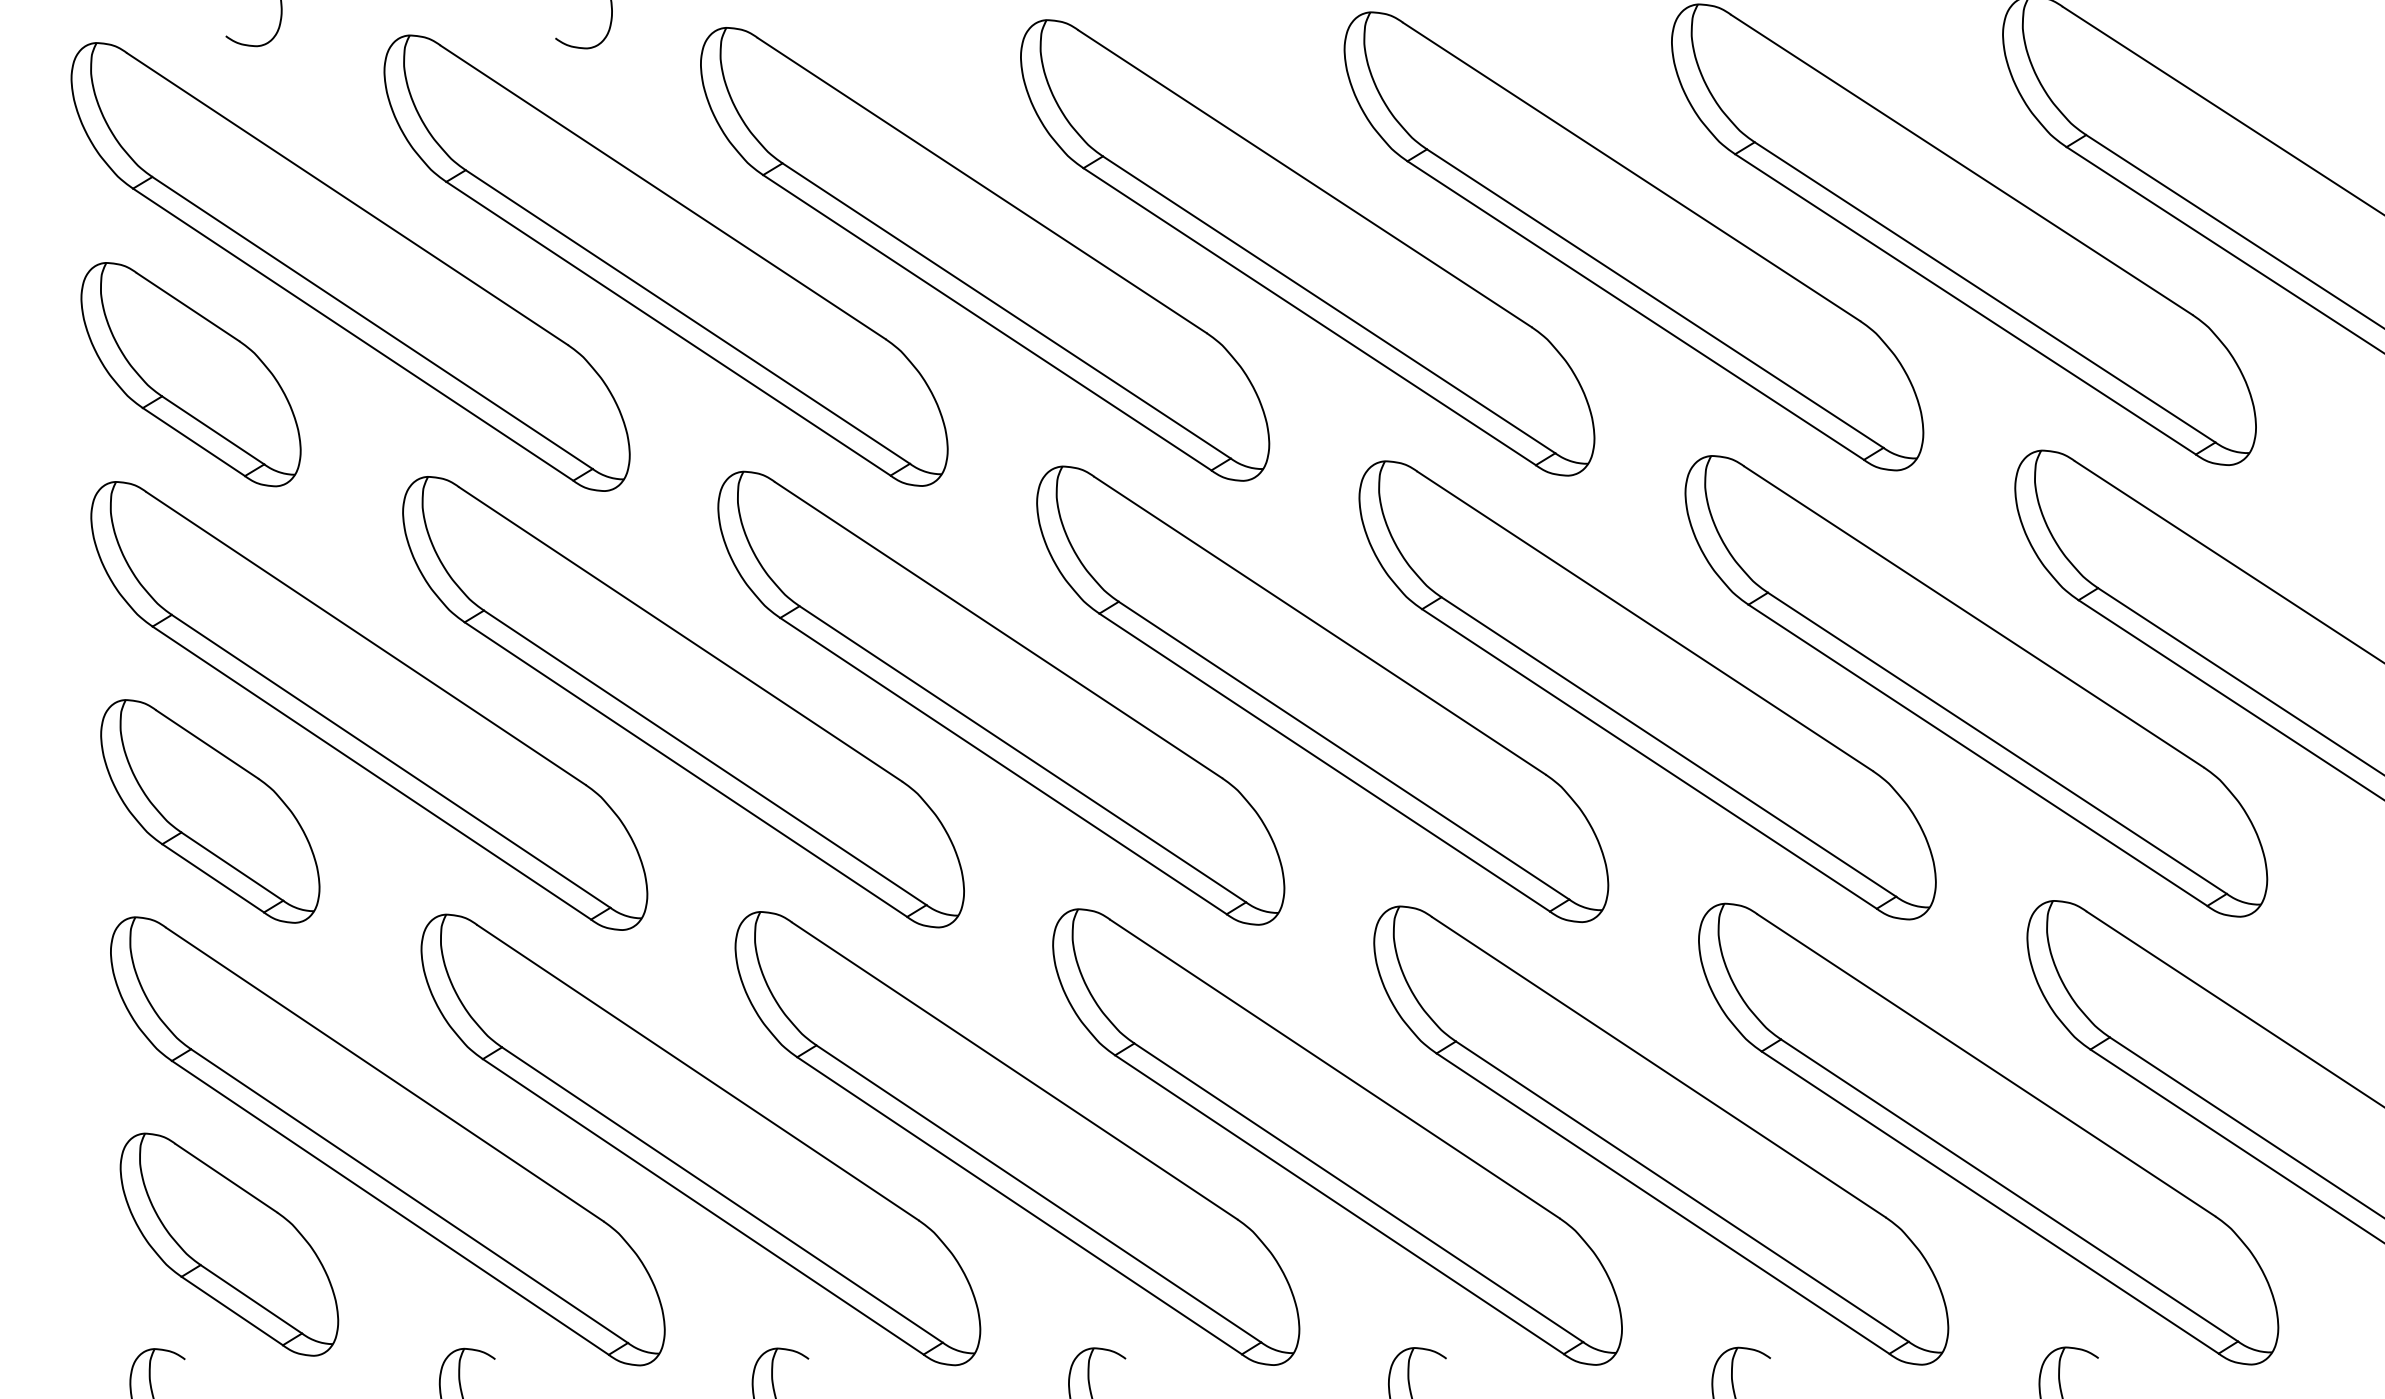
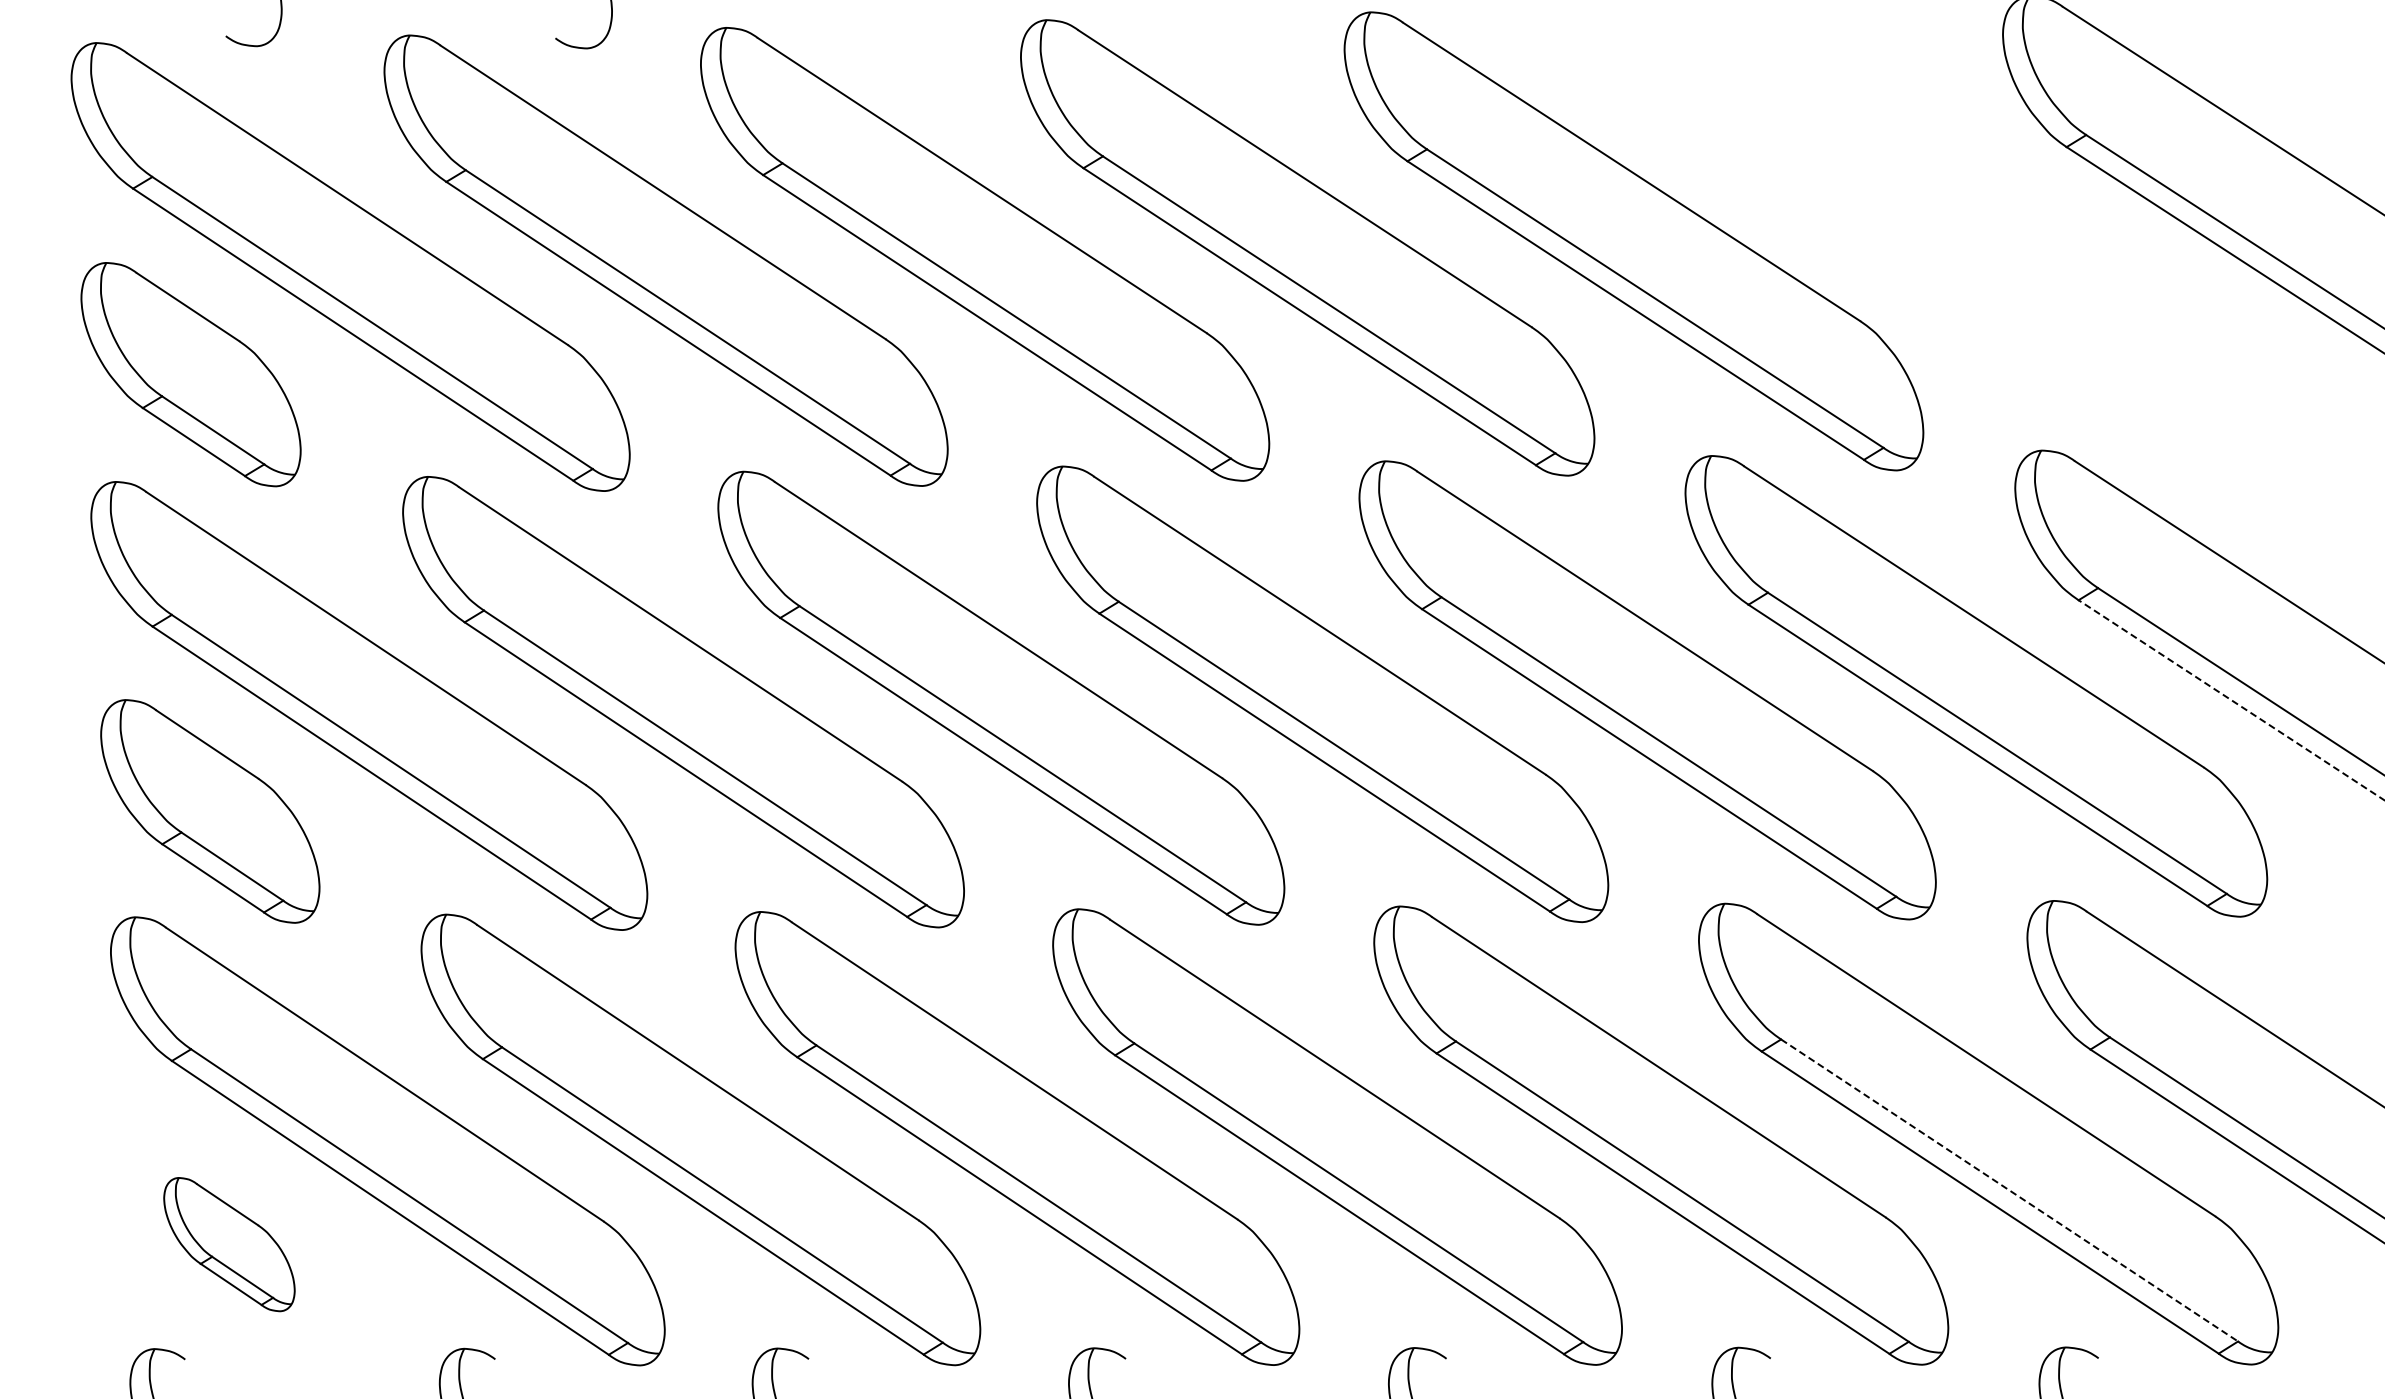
part: present -> none (1963, 234)
line: solid -> dashed (2231, 700)
line: solid -> dashed (2009, 1190)
part size: 221x225 px -> 133x136 px (229, 1244)
